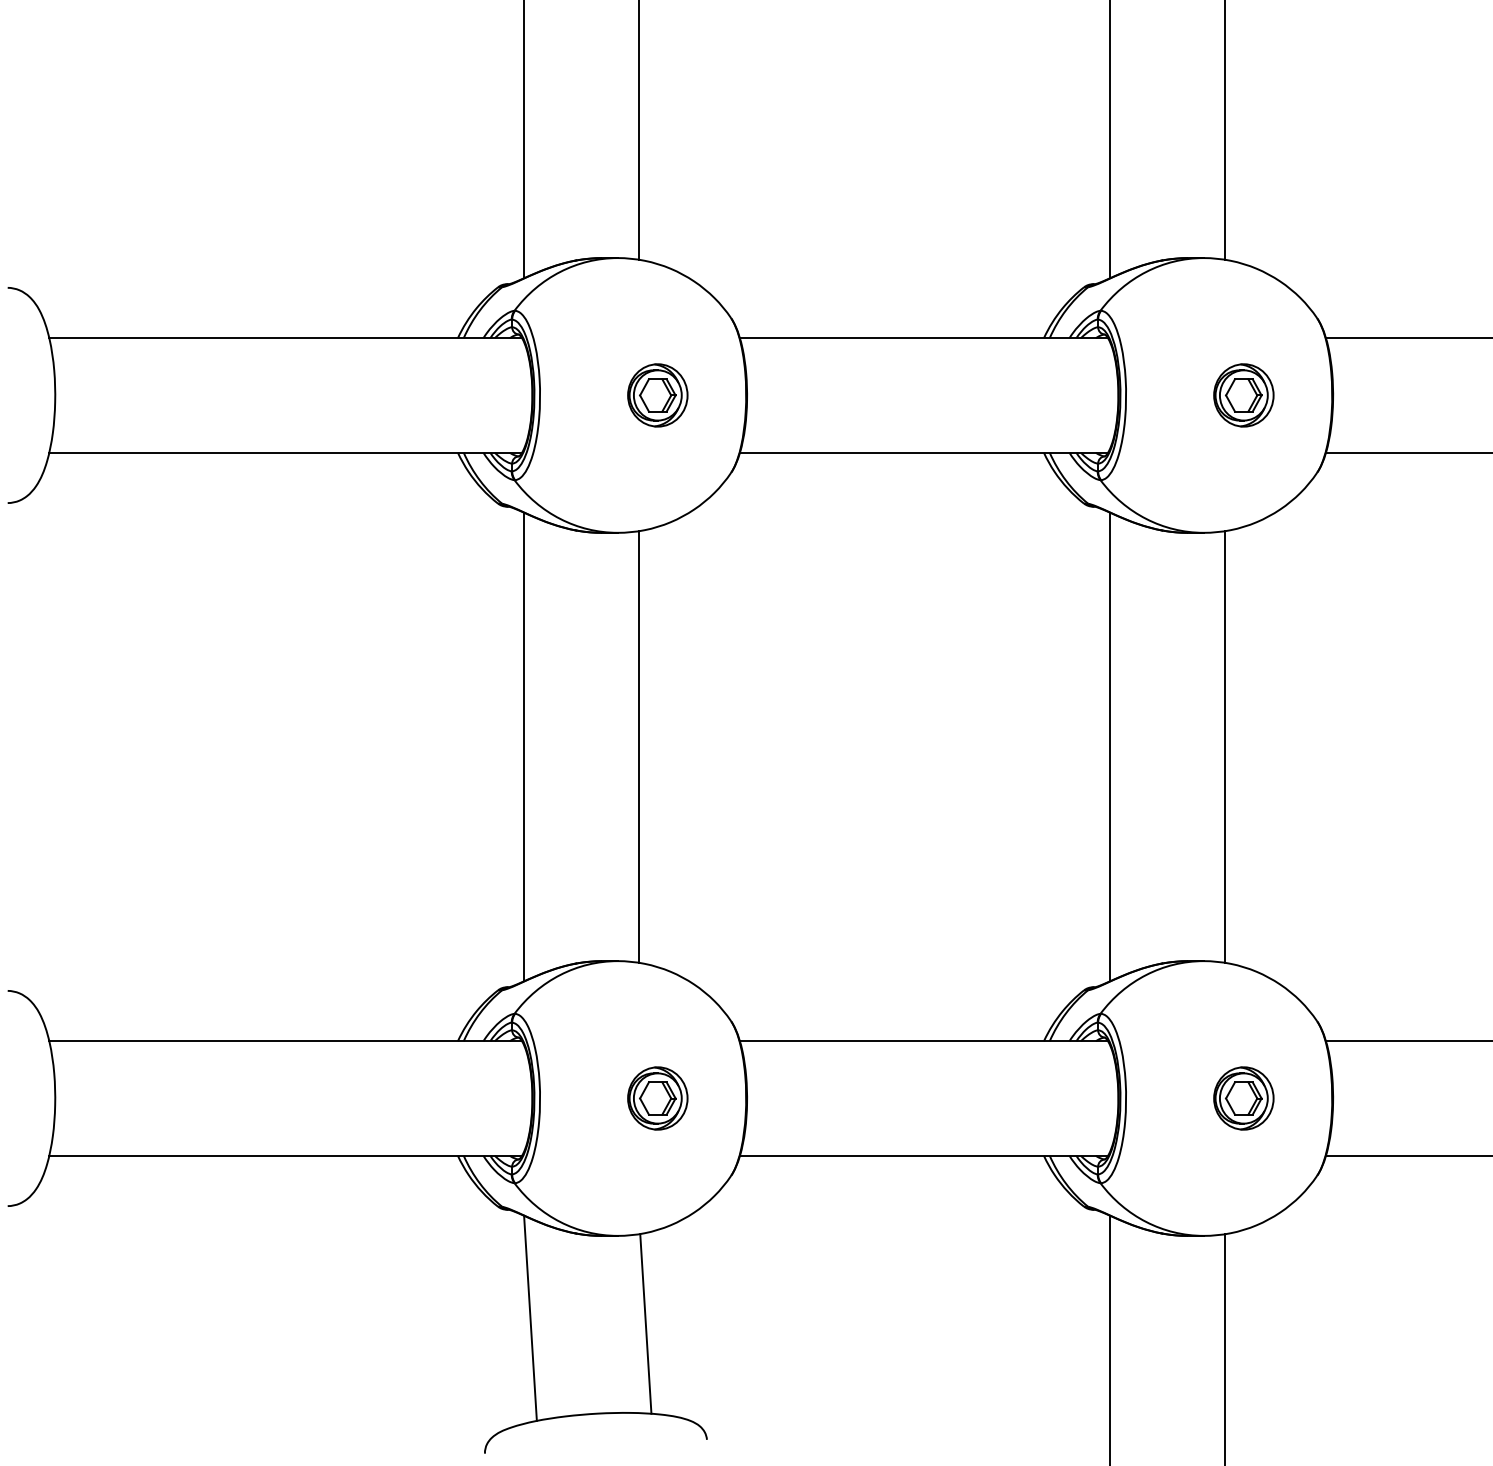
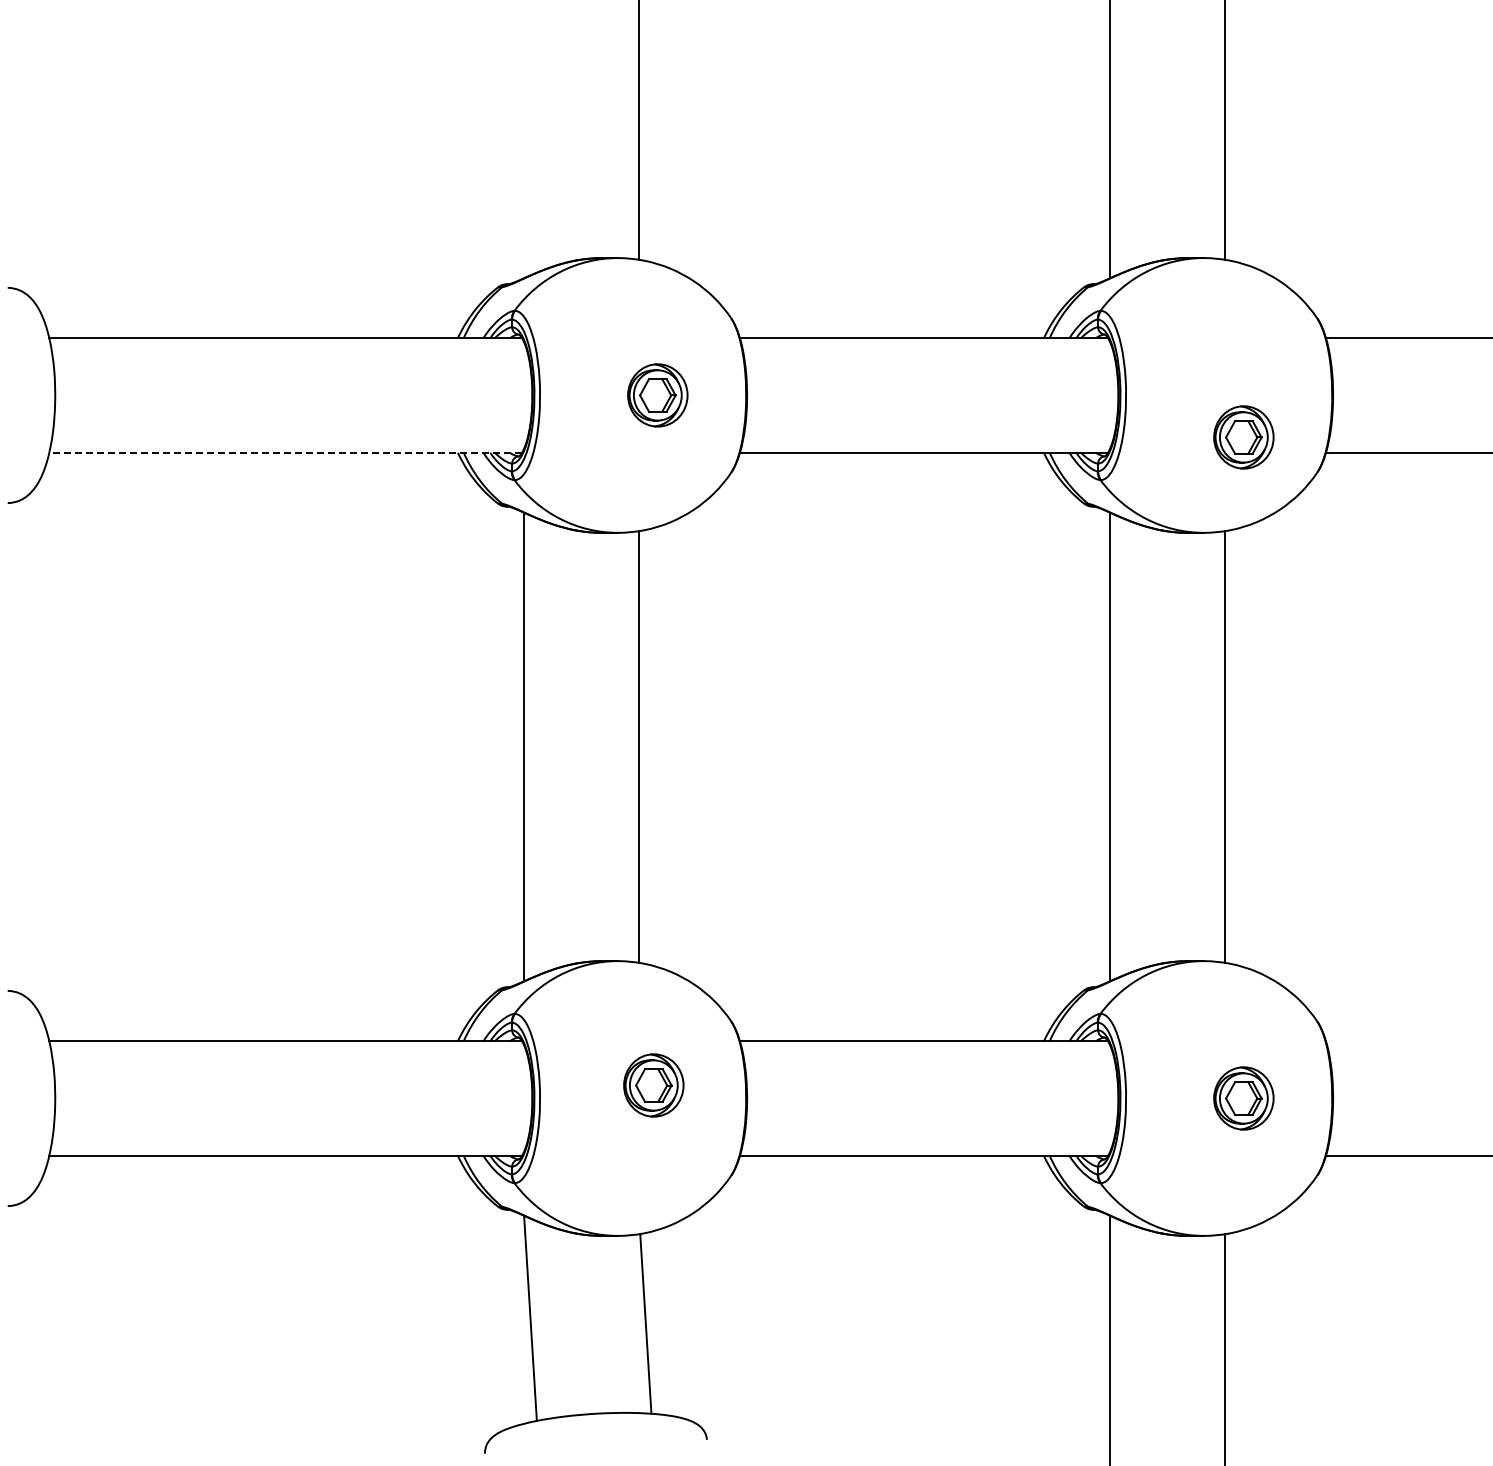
line: present -> none (523, 140)
part position: (1243, 395) -> (1243, 437) (1243, 437)
line: solid -> dashed (285, 452)
line: present -> none (1407, 1041)
part position: (657, 1098) -> (653, 1085) (653, 1085)
